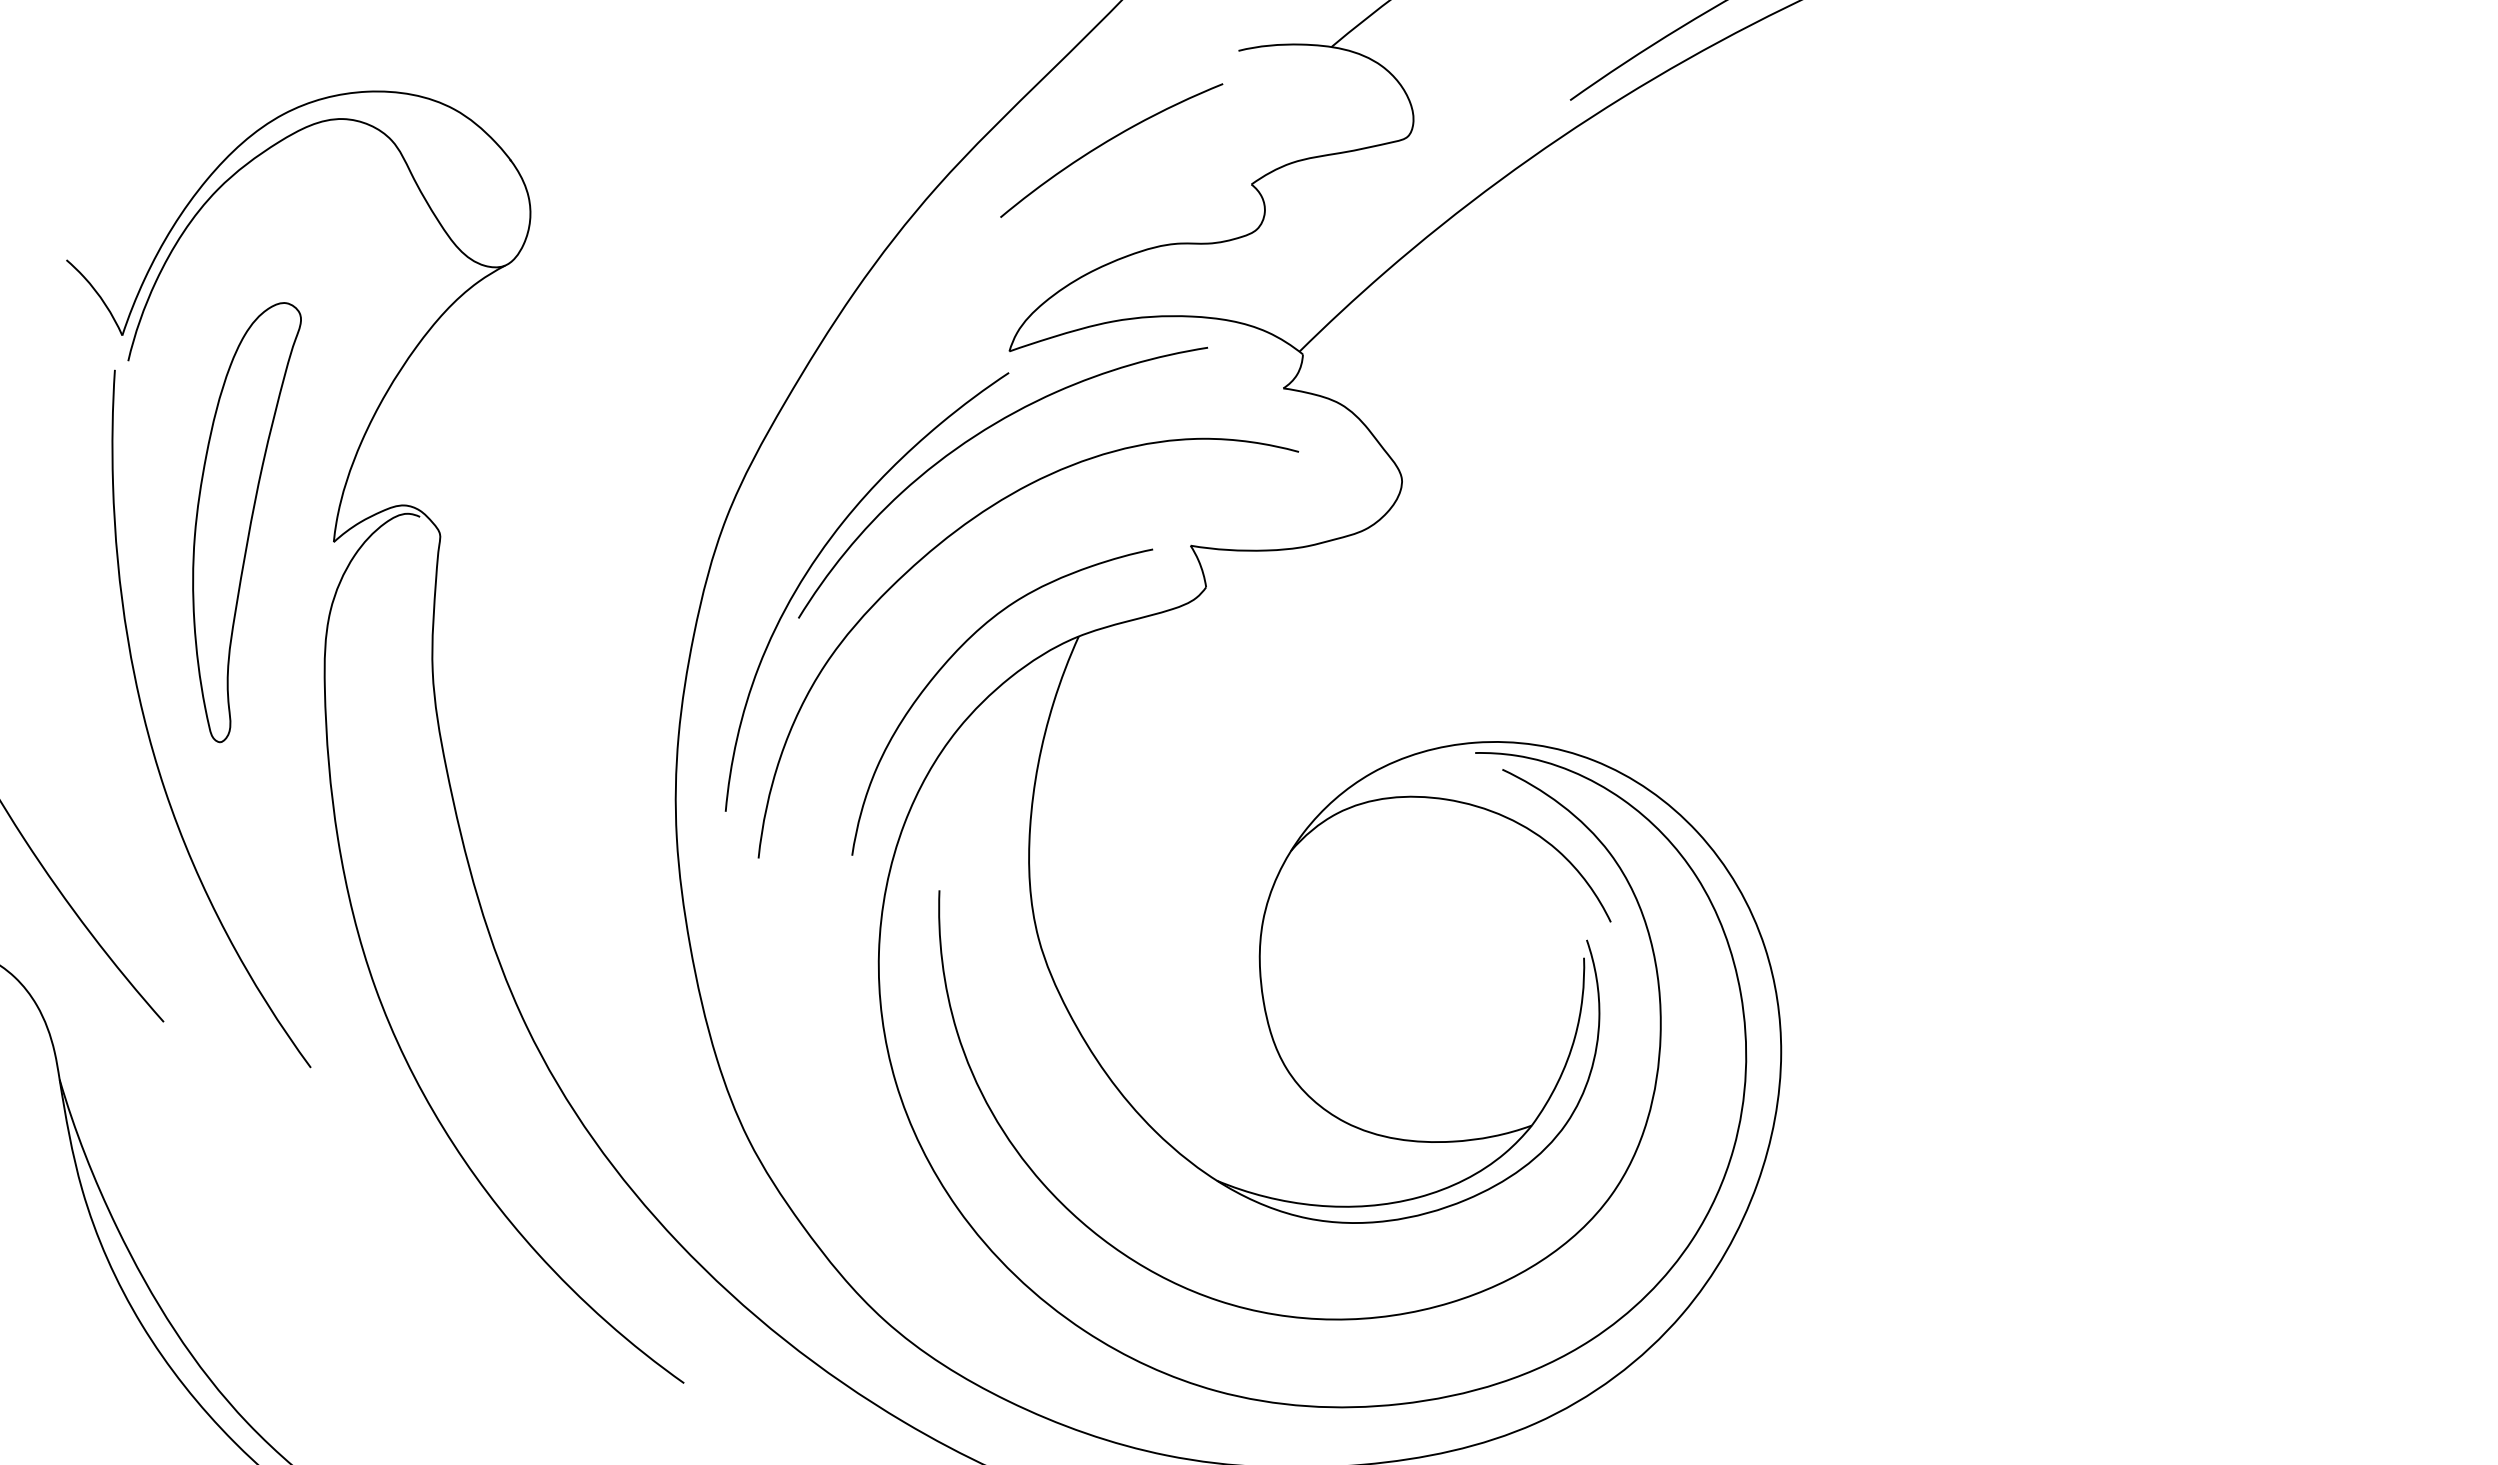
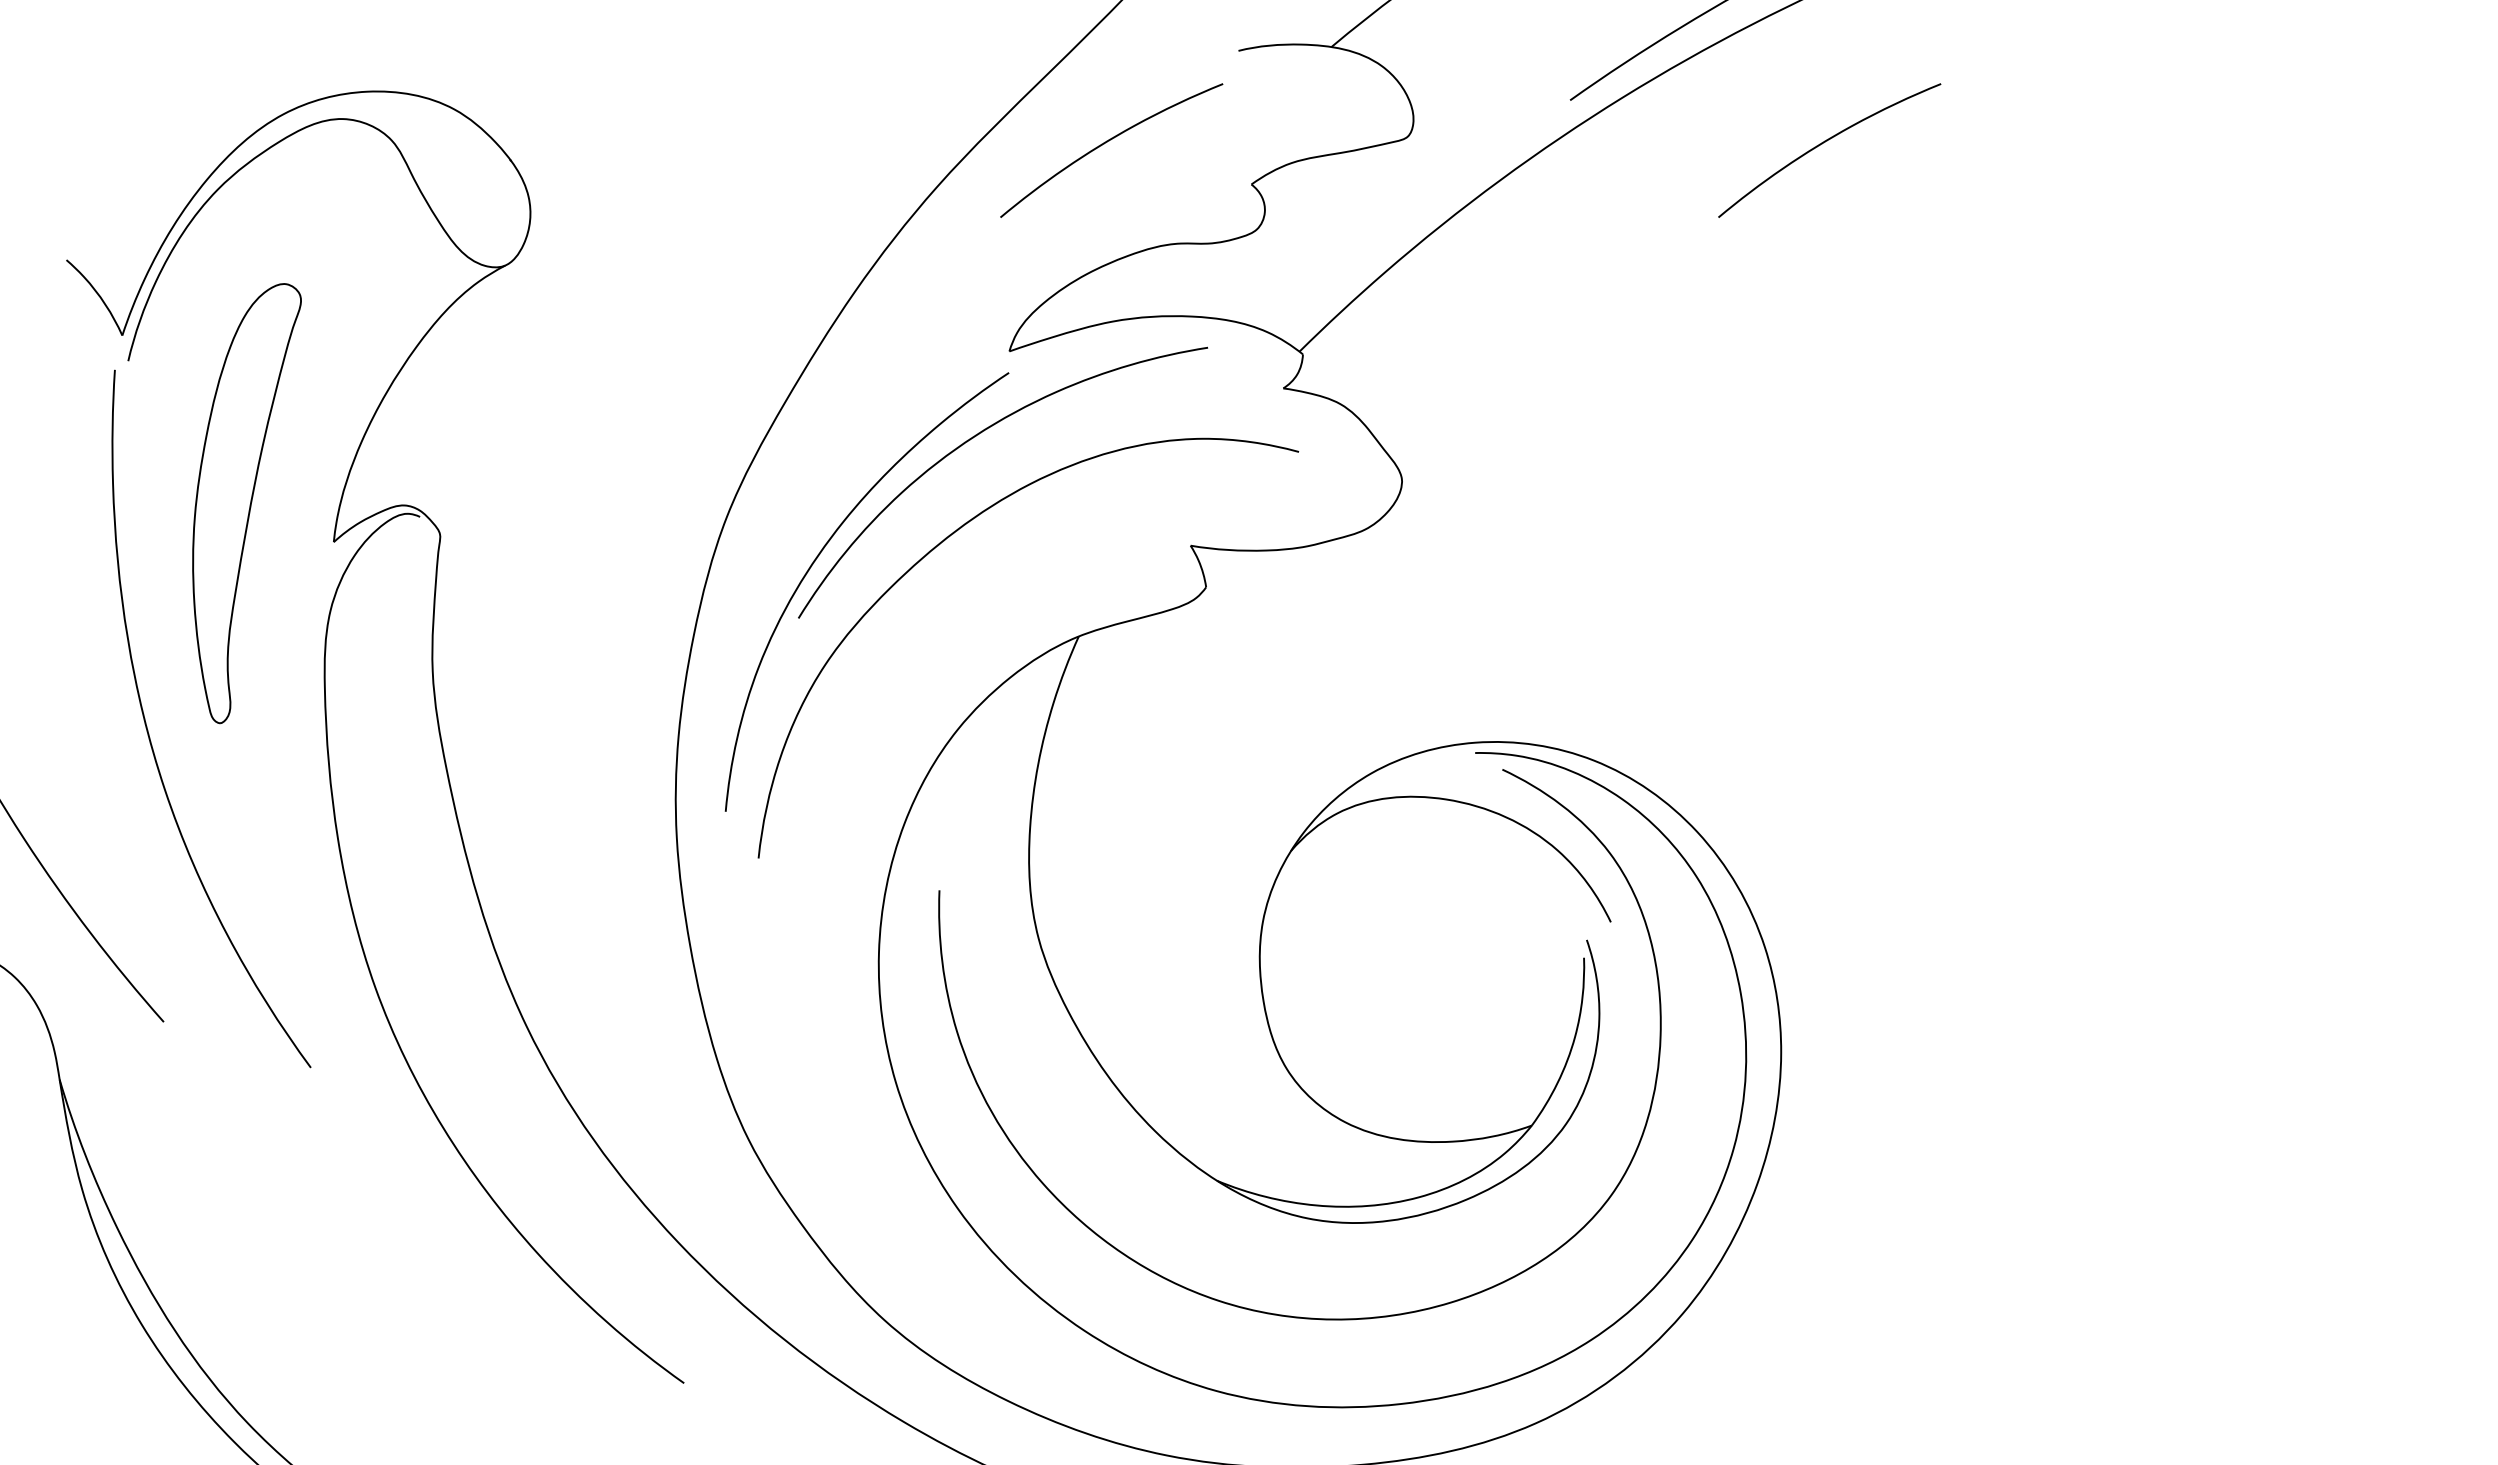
curve: none -> present (1825, 142)
part position: (246, 522) -> (246, 503) (246, 503)
curve: present -> none (953, 656)
